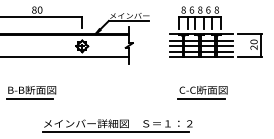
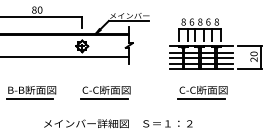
part position: (215, 31) -> (215, 43) (215, 43)
part: none -> present (105, 92)
line: present -> none (115, 132)
